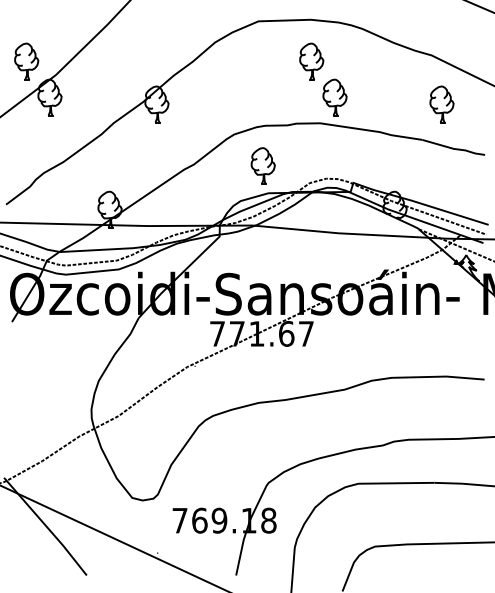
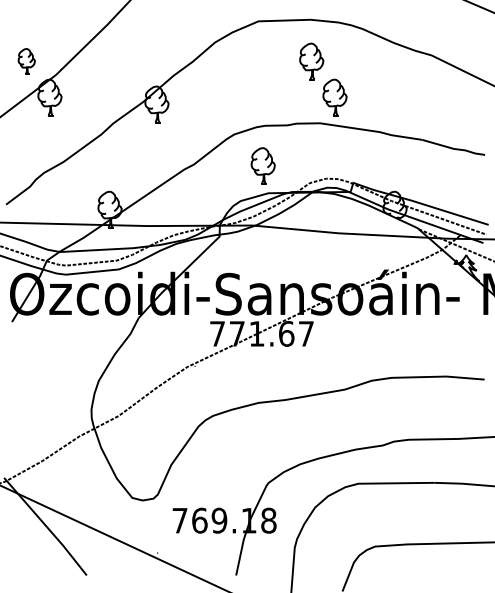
part size: 26x39 px -> 19x27 px (26, 61)
part: present -> none (441, 104)
